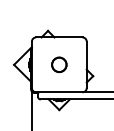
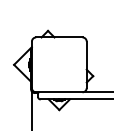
part: present -> none (59, 64)
